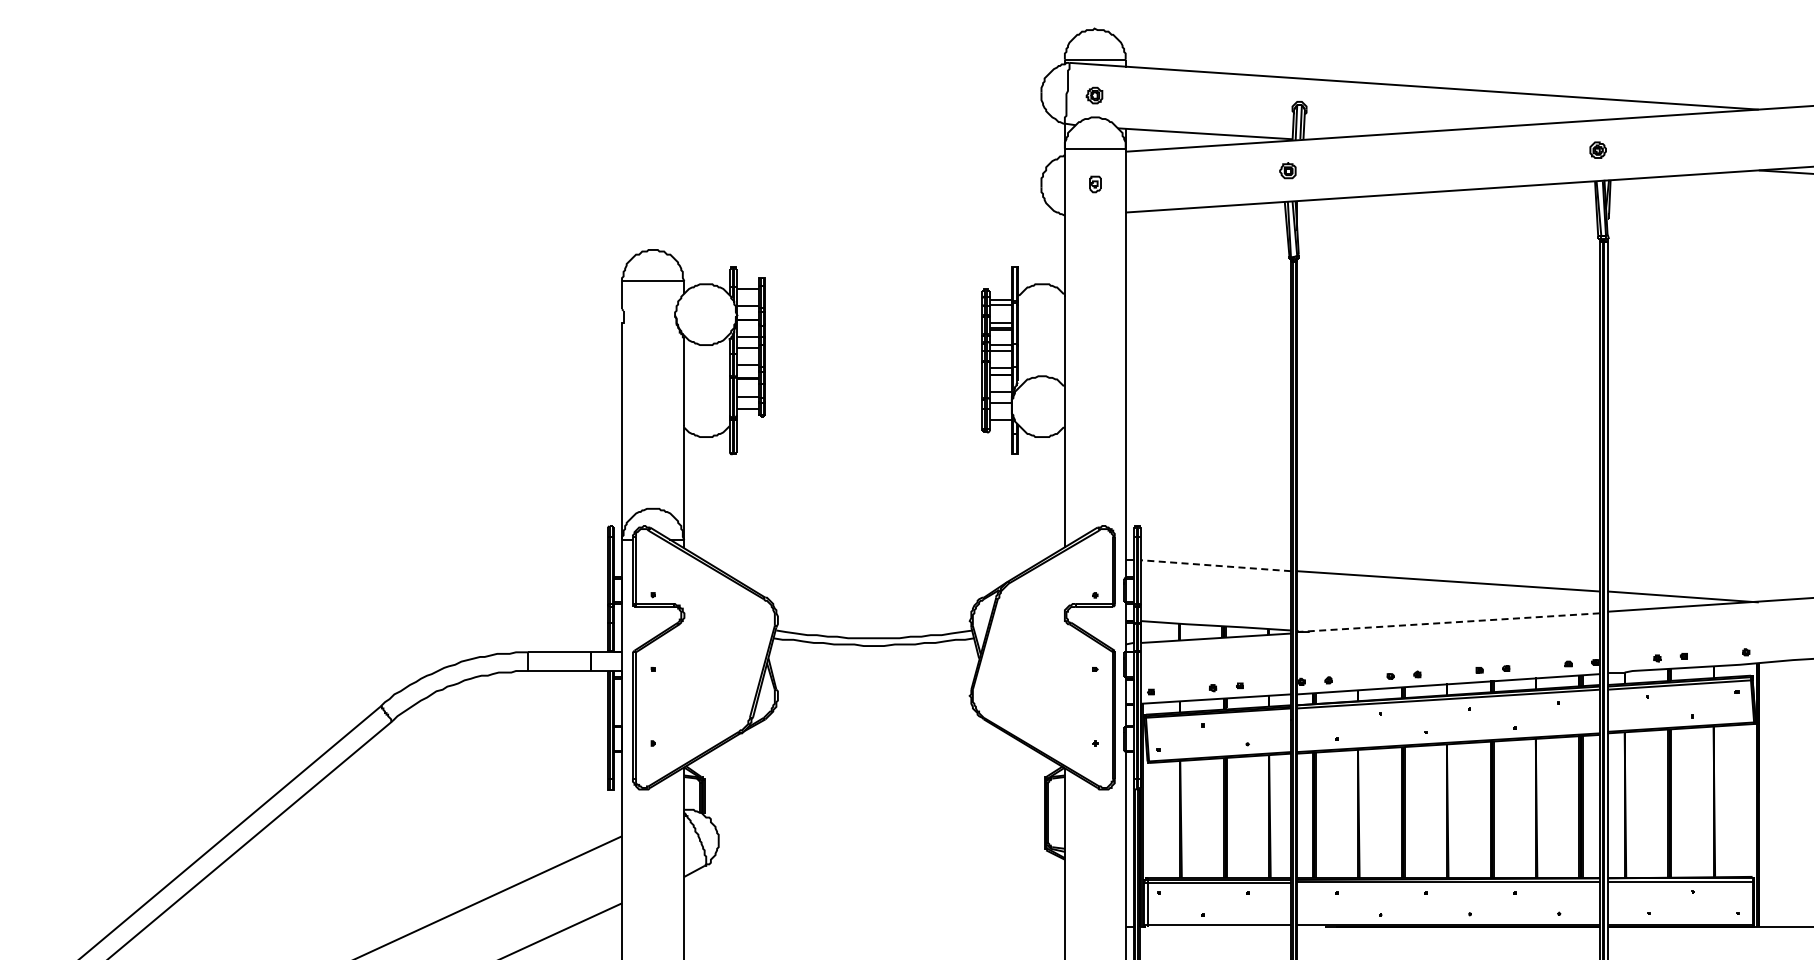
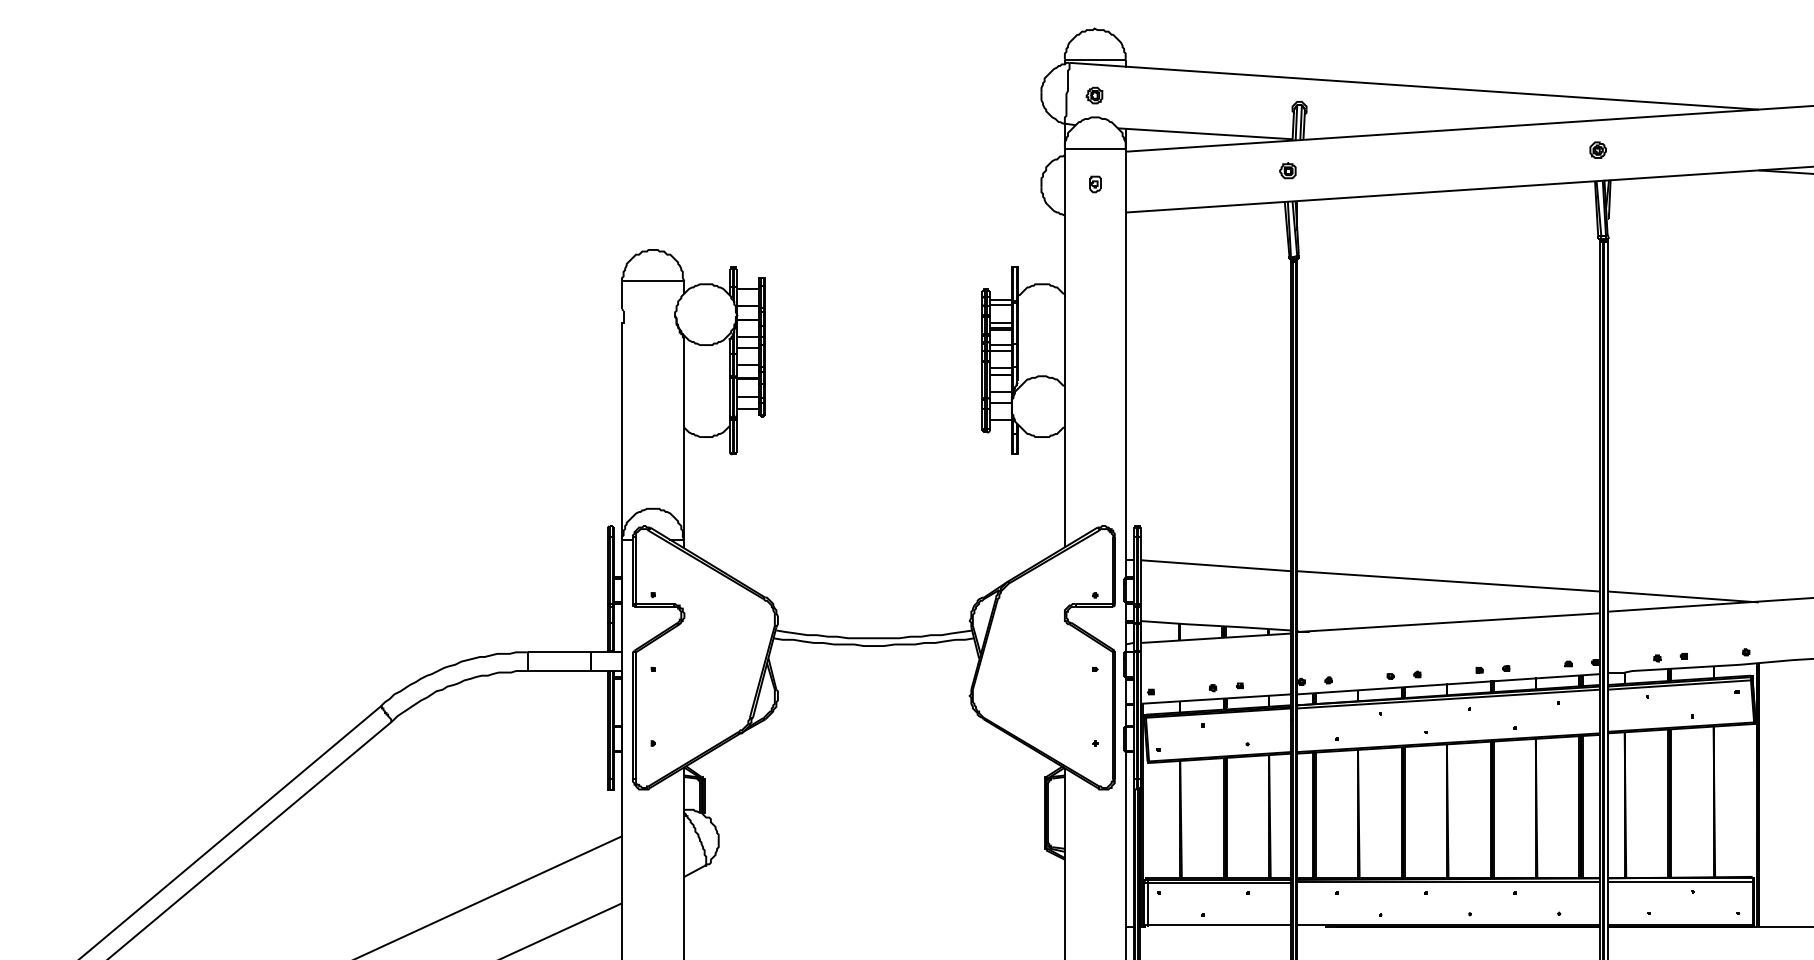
line: dashed -> solid (1215, 565)
line: dashed -> solid (1448, 622)
